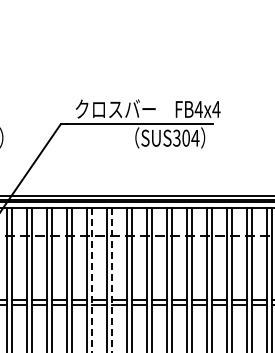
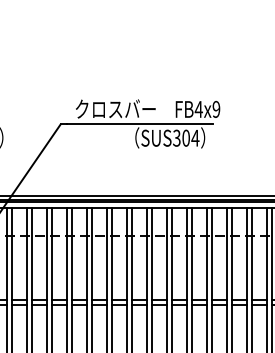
text: FB4x4 -> FB4x9 (216, 108)
line: dashed -> solid (92, 280)
line: dashed -> solid (112, 280)
